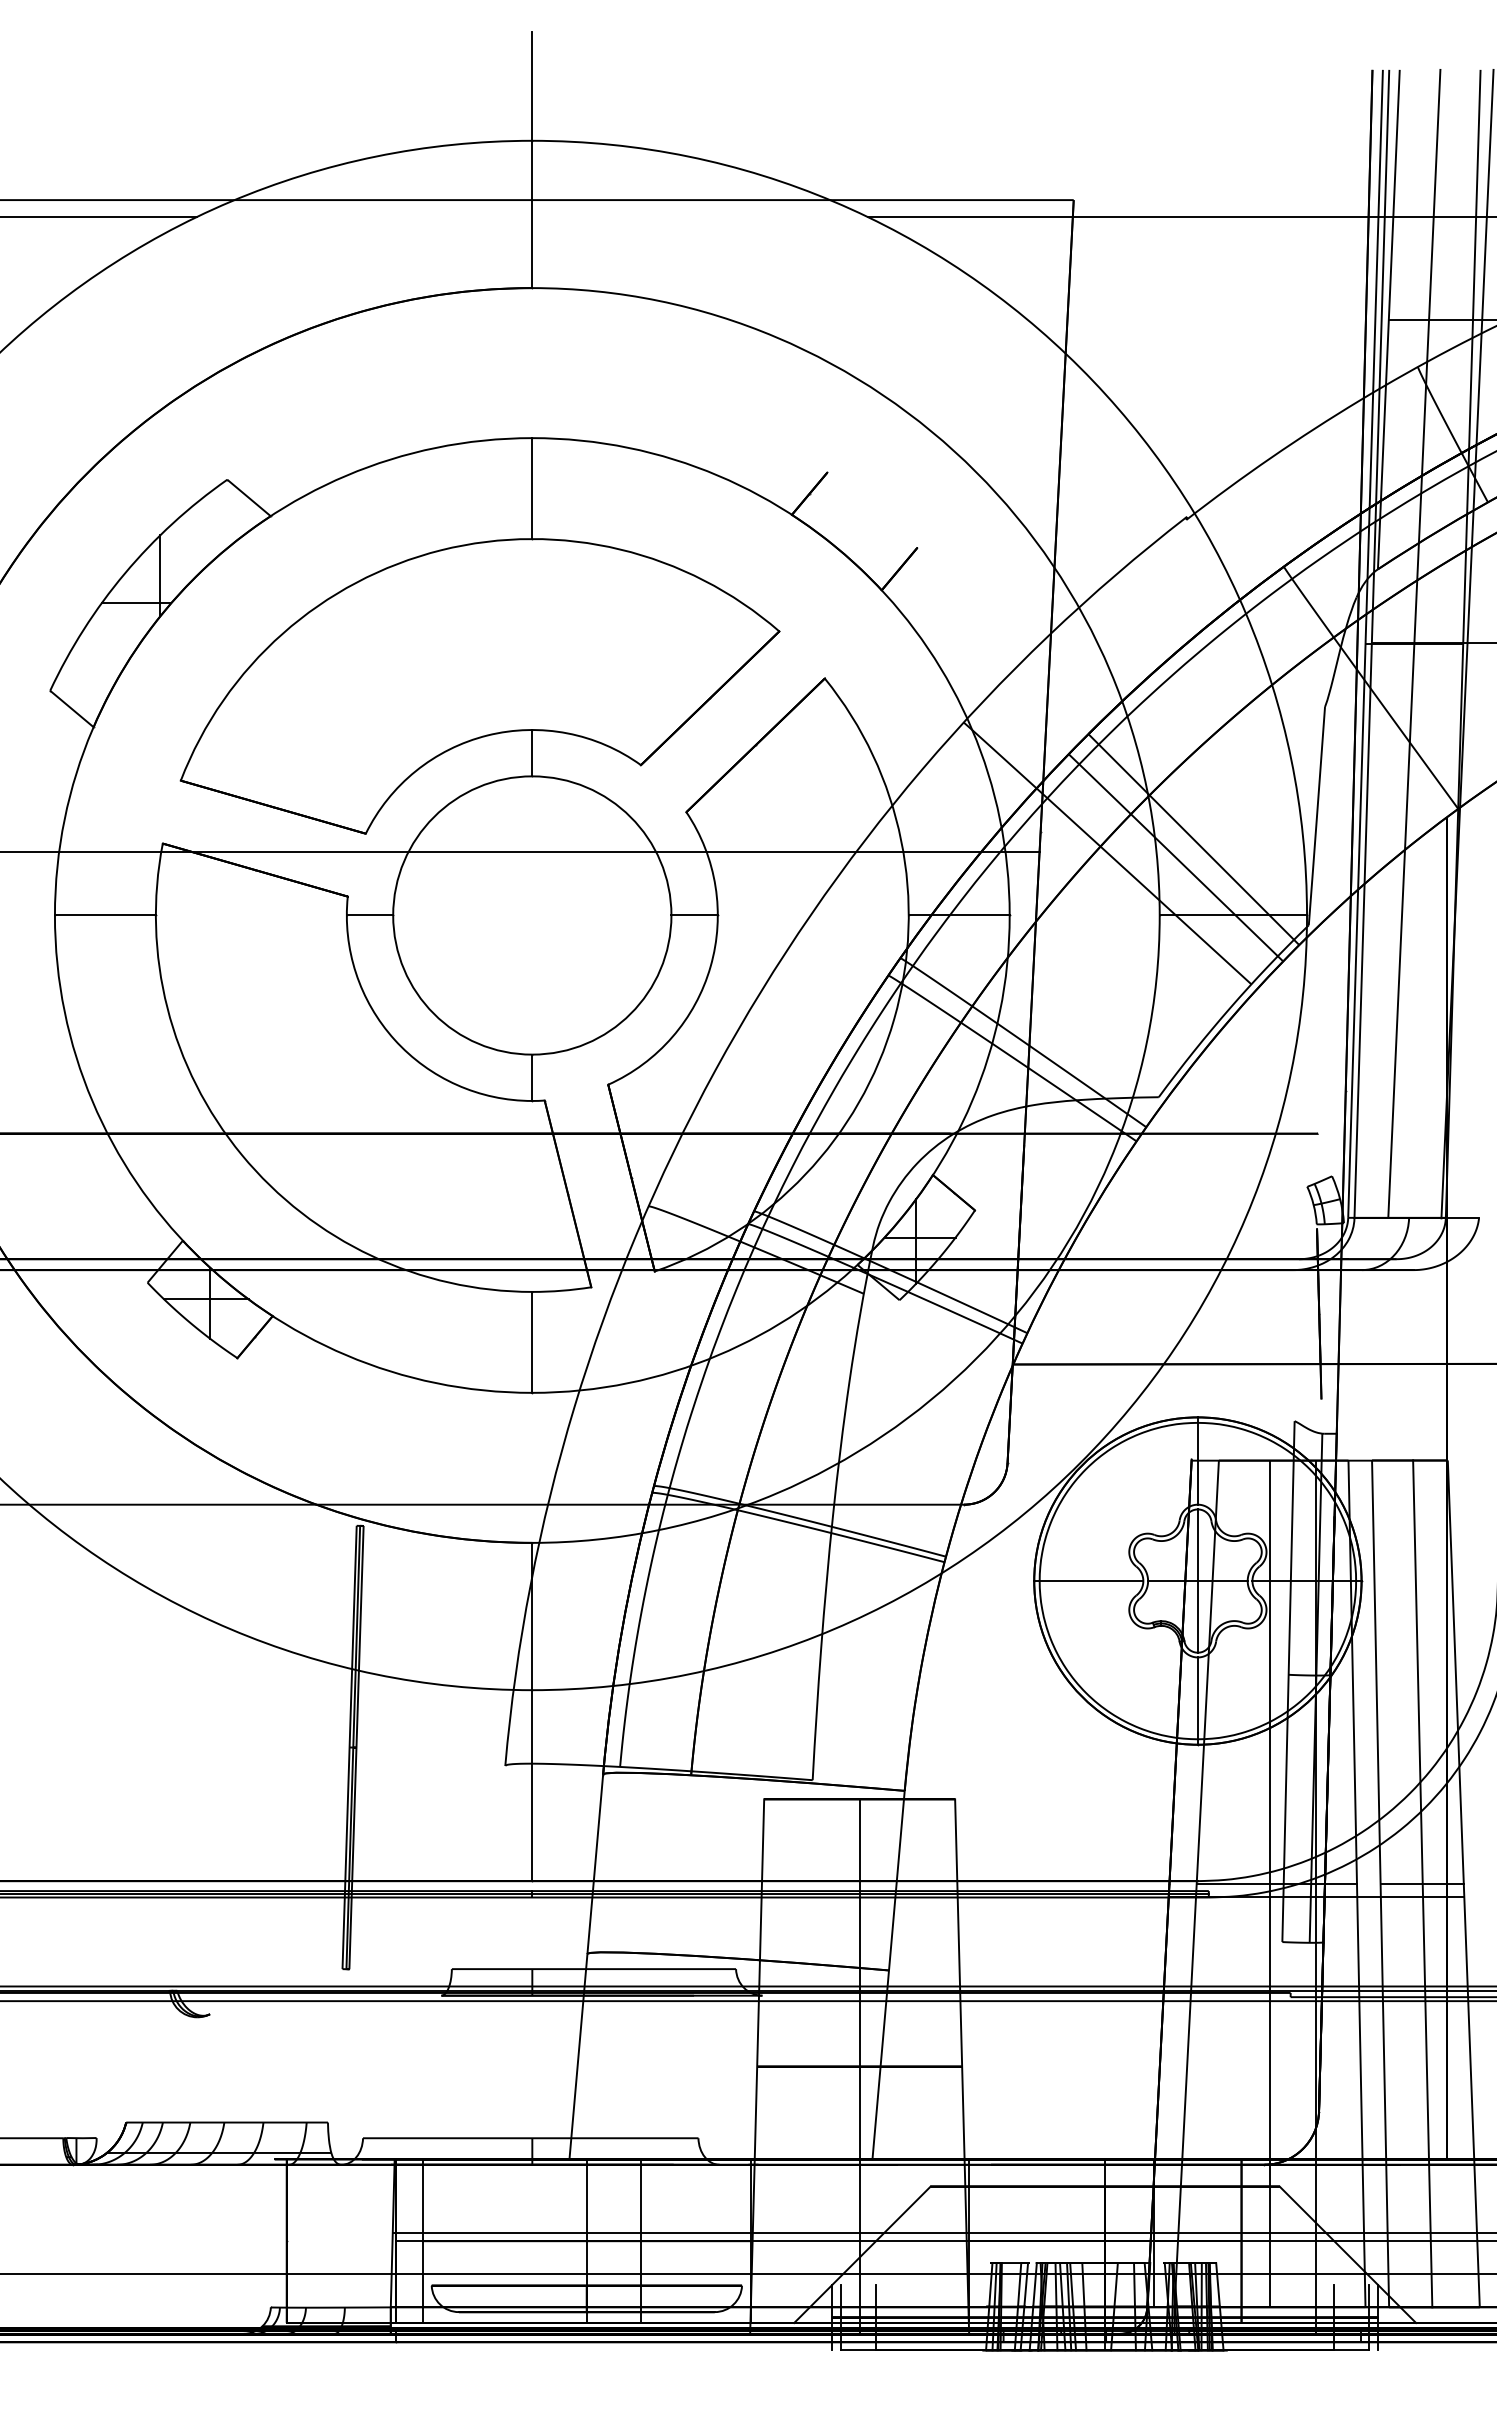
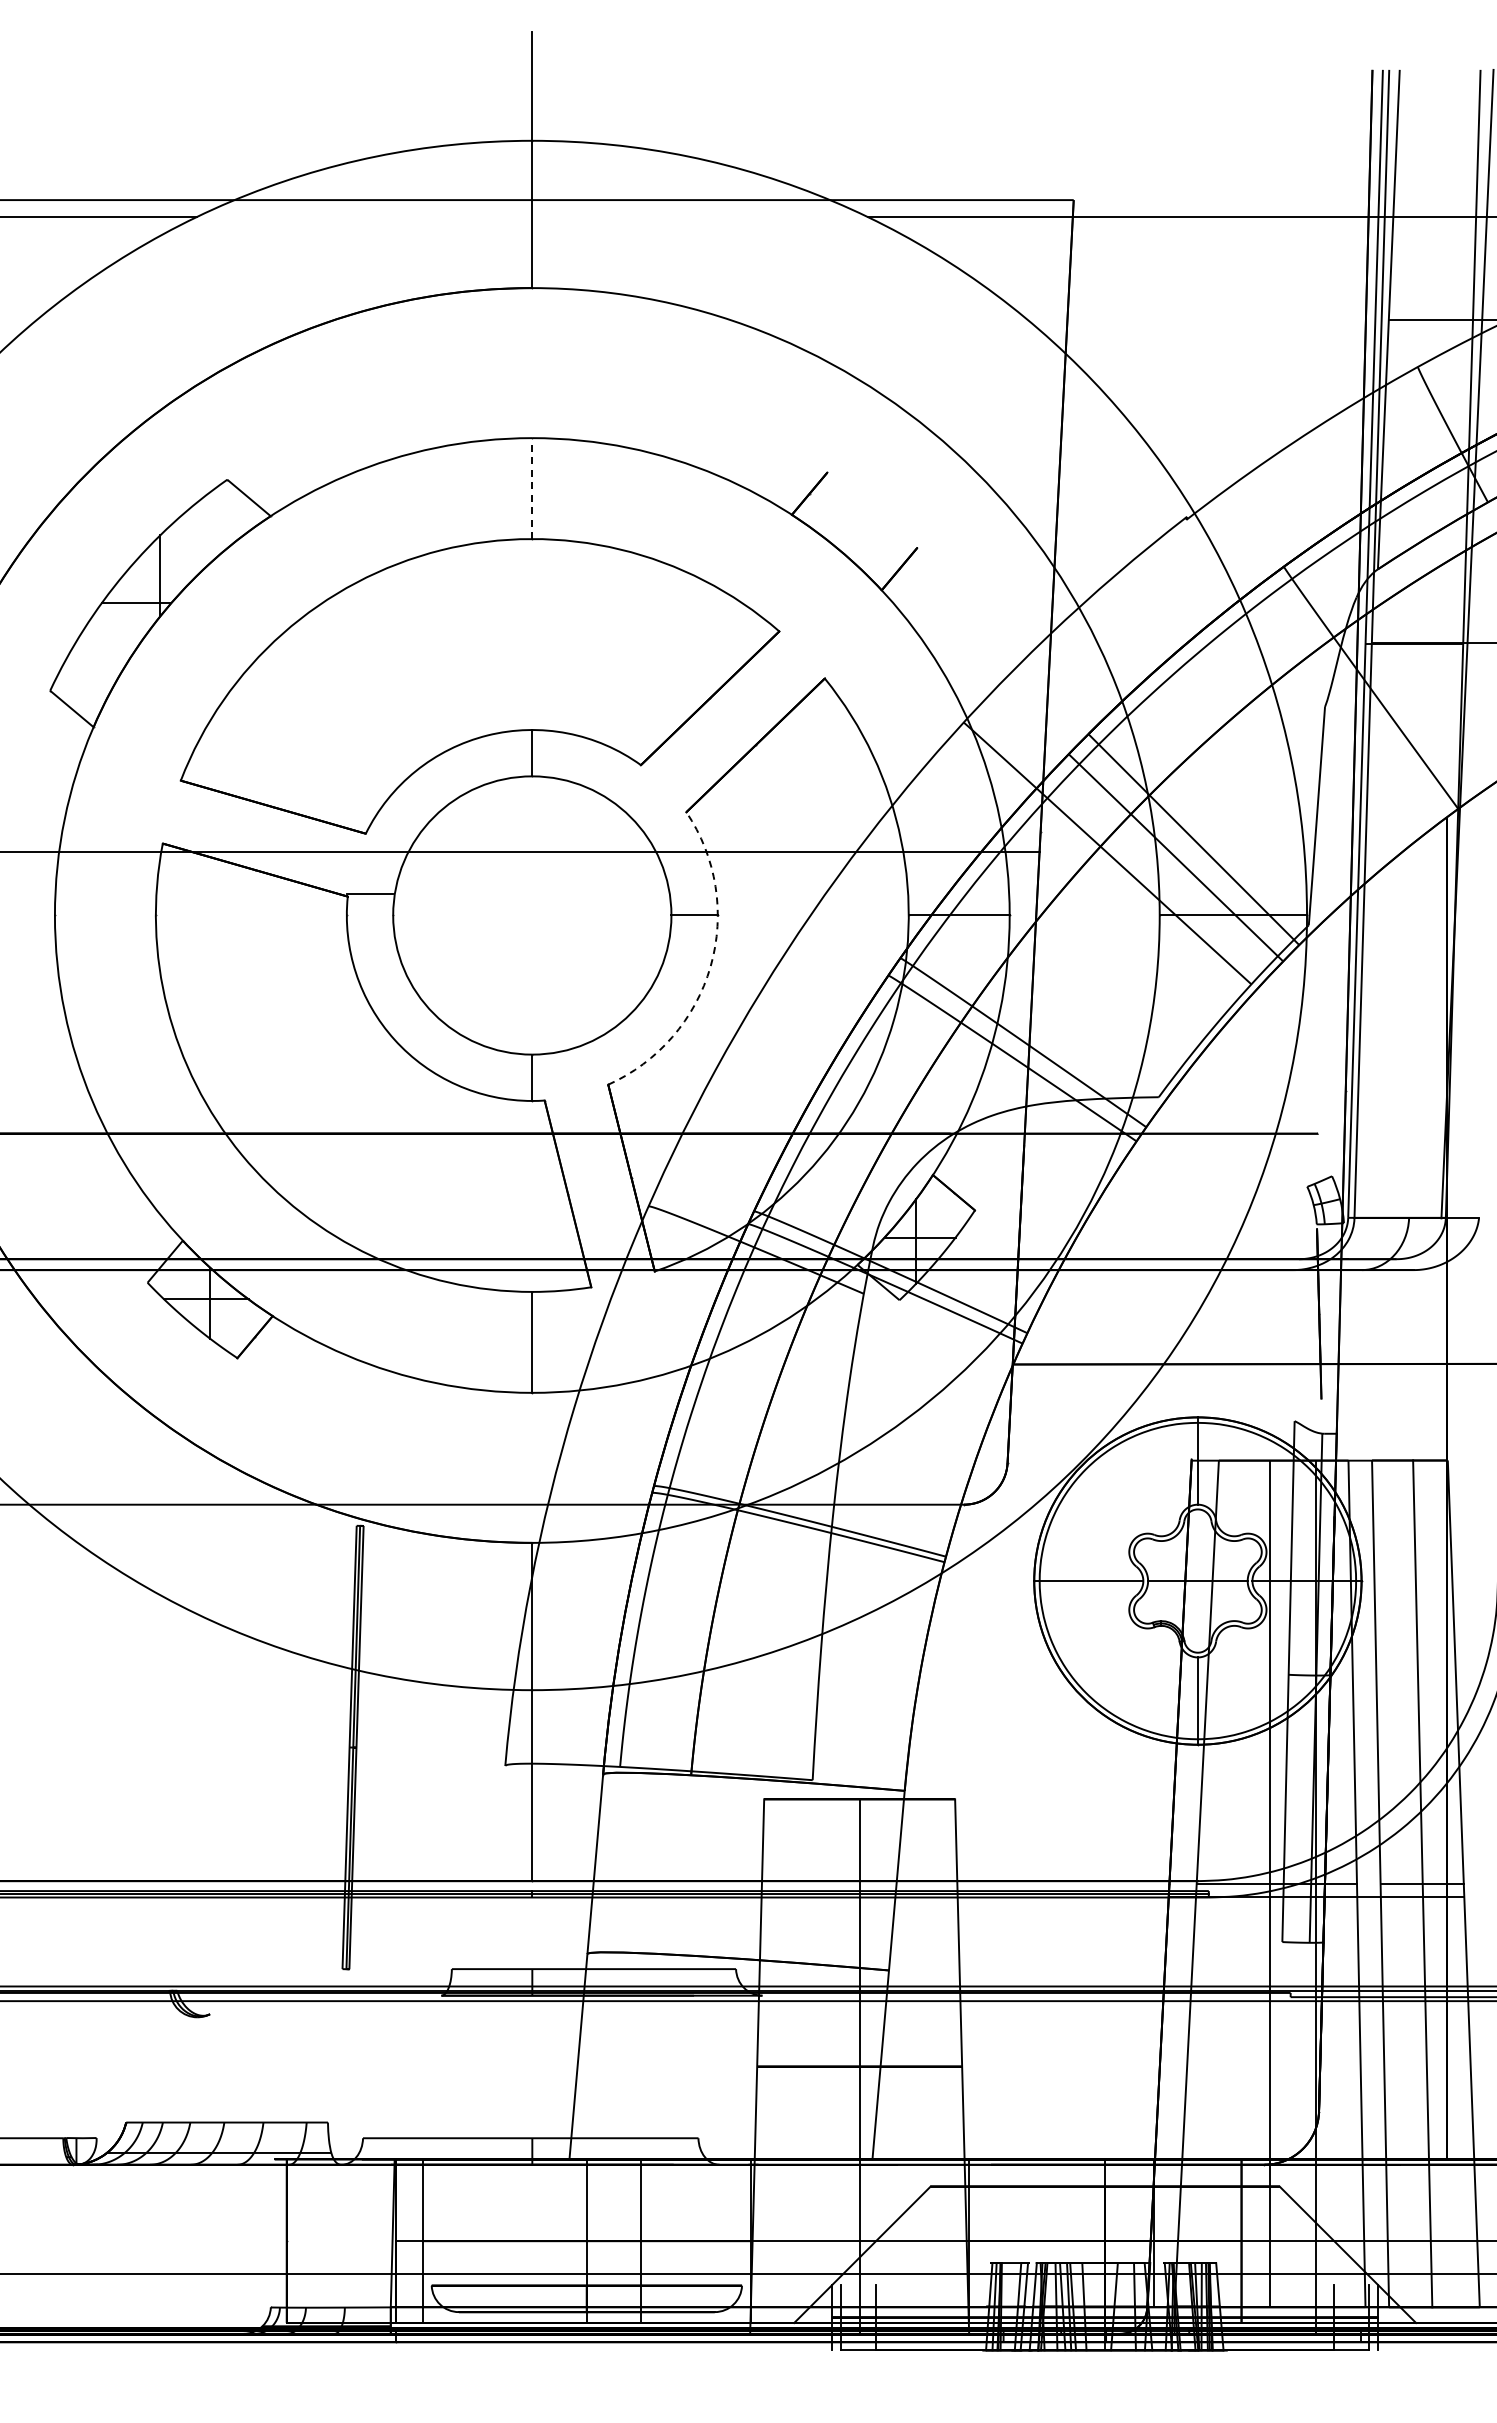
line: solid -> dashed (532, 488)
line: present -> none (1414, 643)
line: present -> none (104, 915)
line position: (369, 915) -> (369, 894) (369, 894)
arc: solid -> dashed (710, 966)
line: present -> none (1197, 1580)
line: present -> none (942, 2233)
